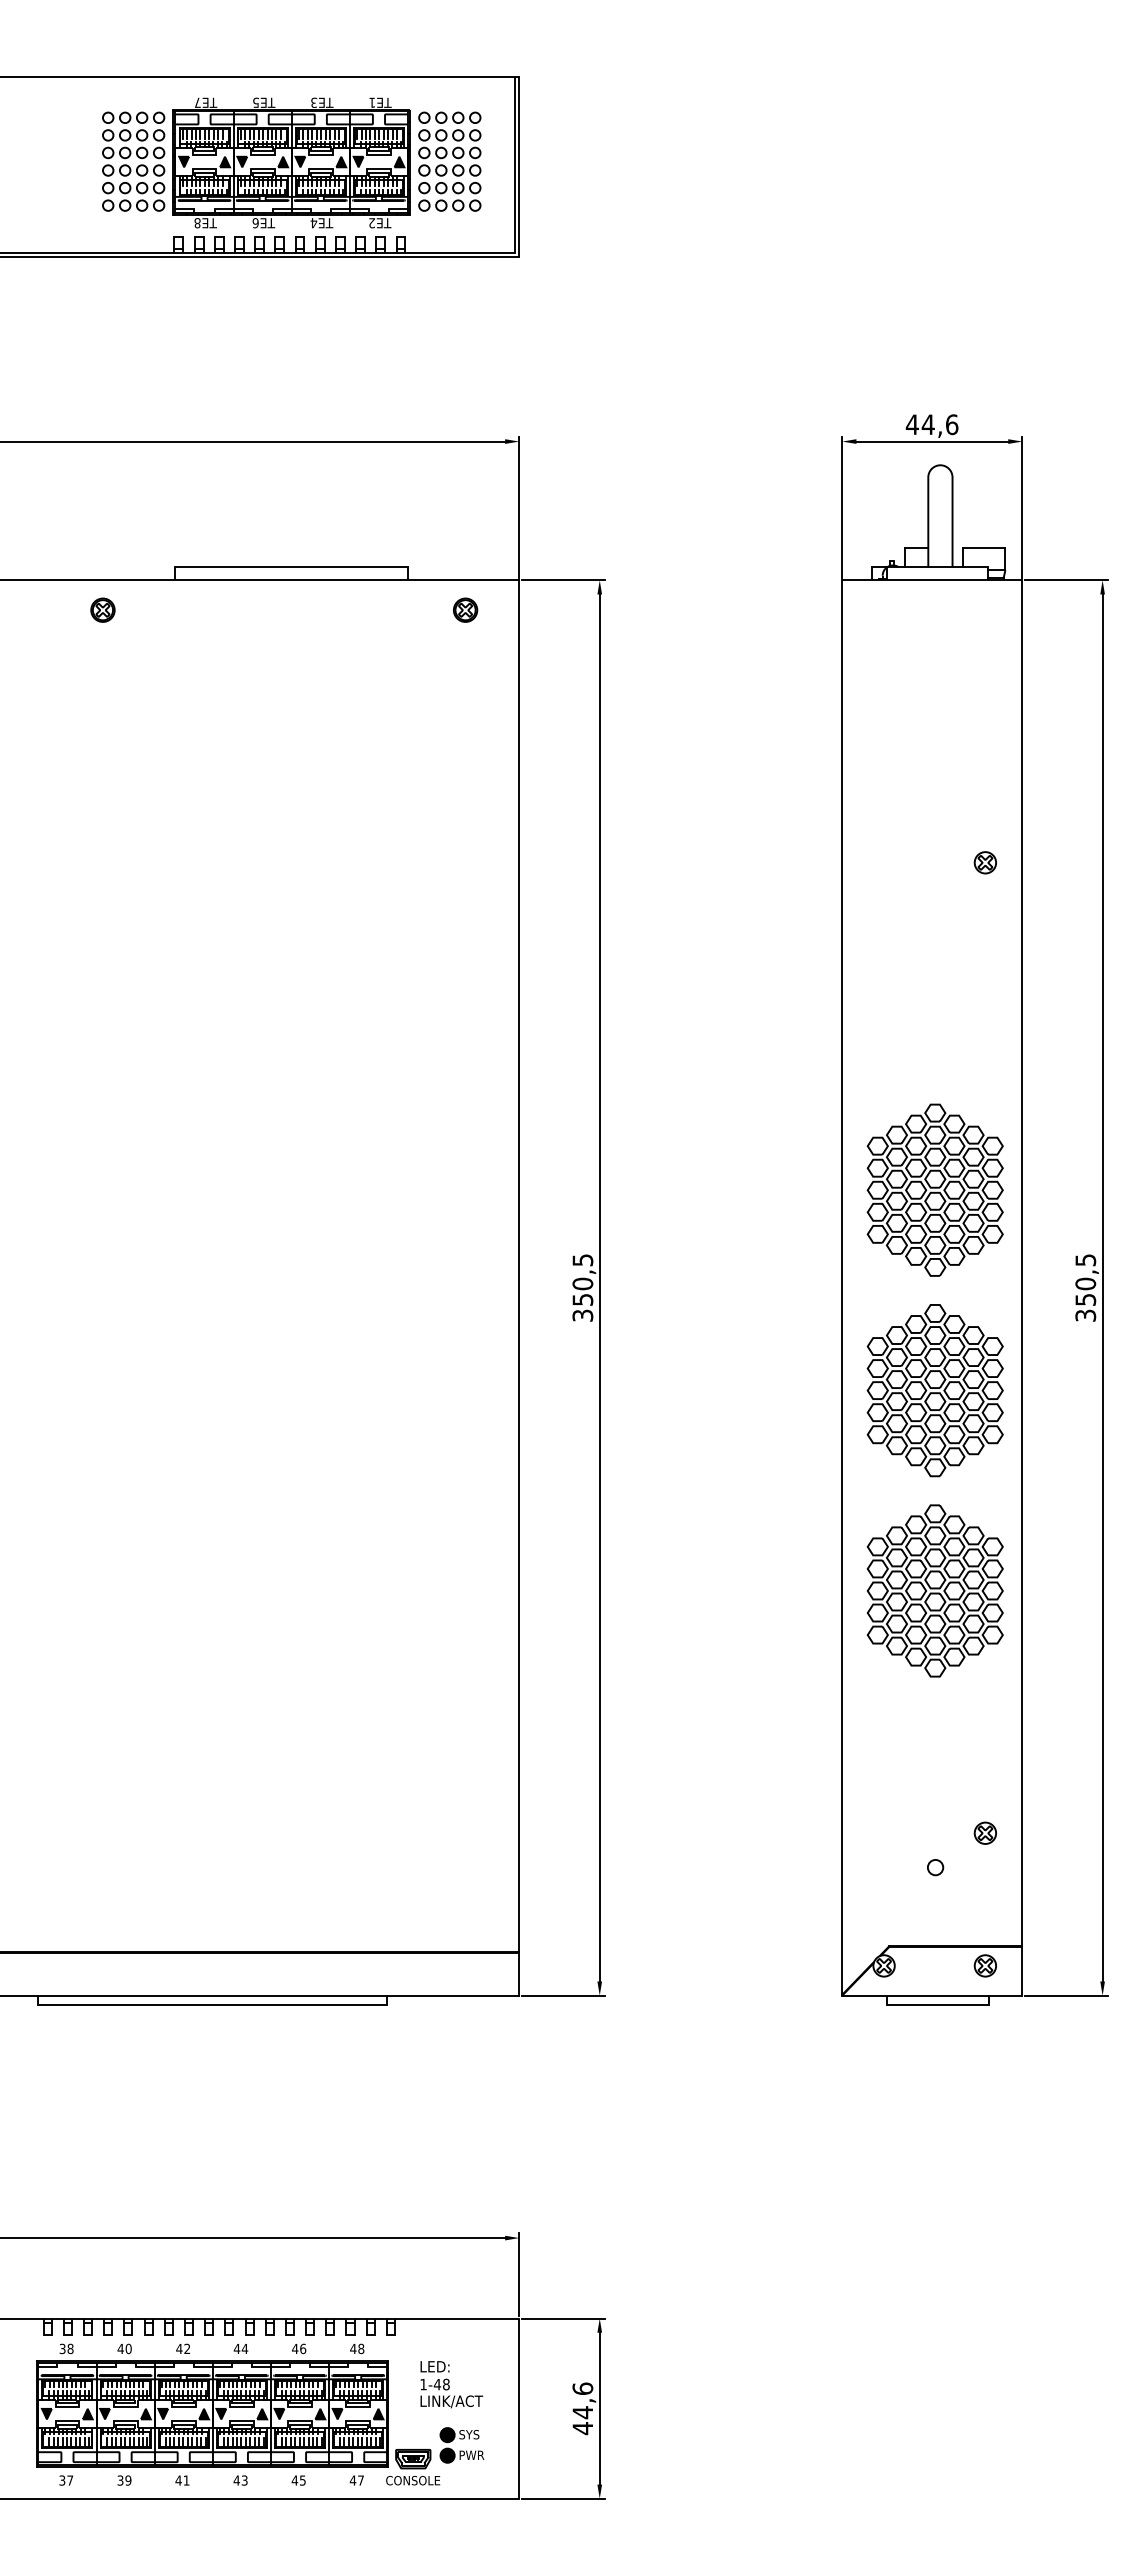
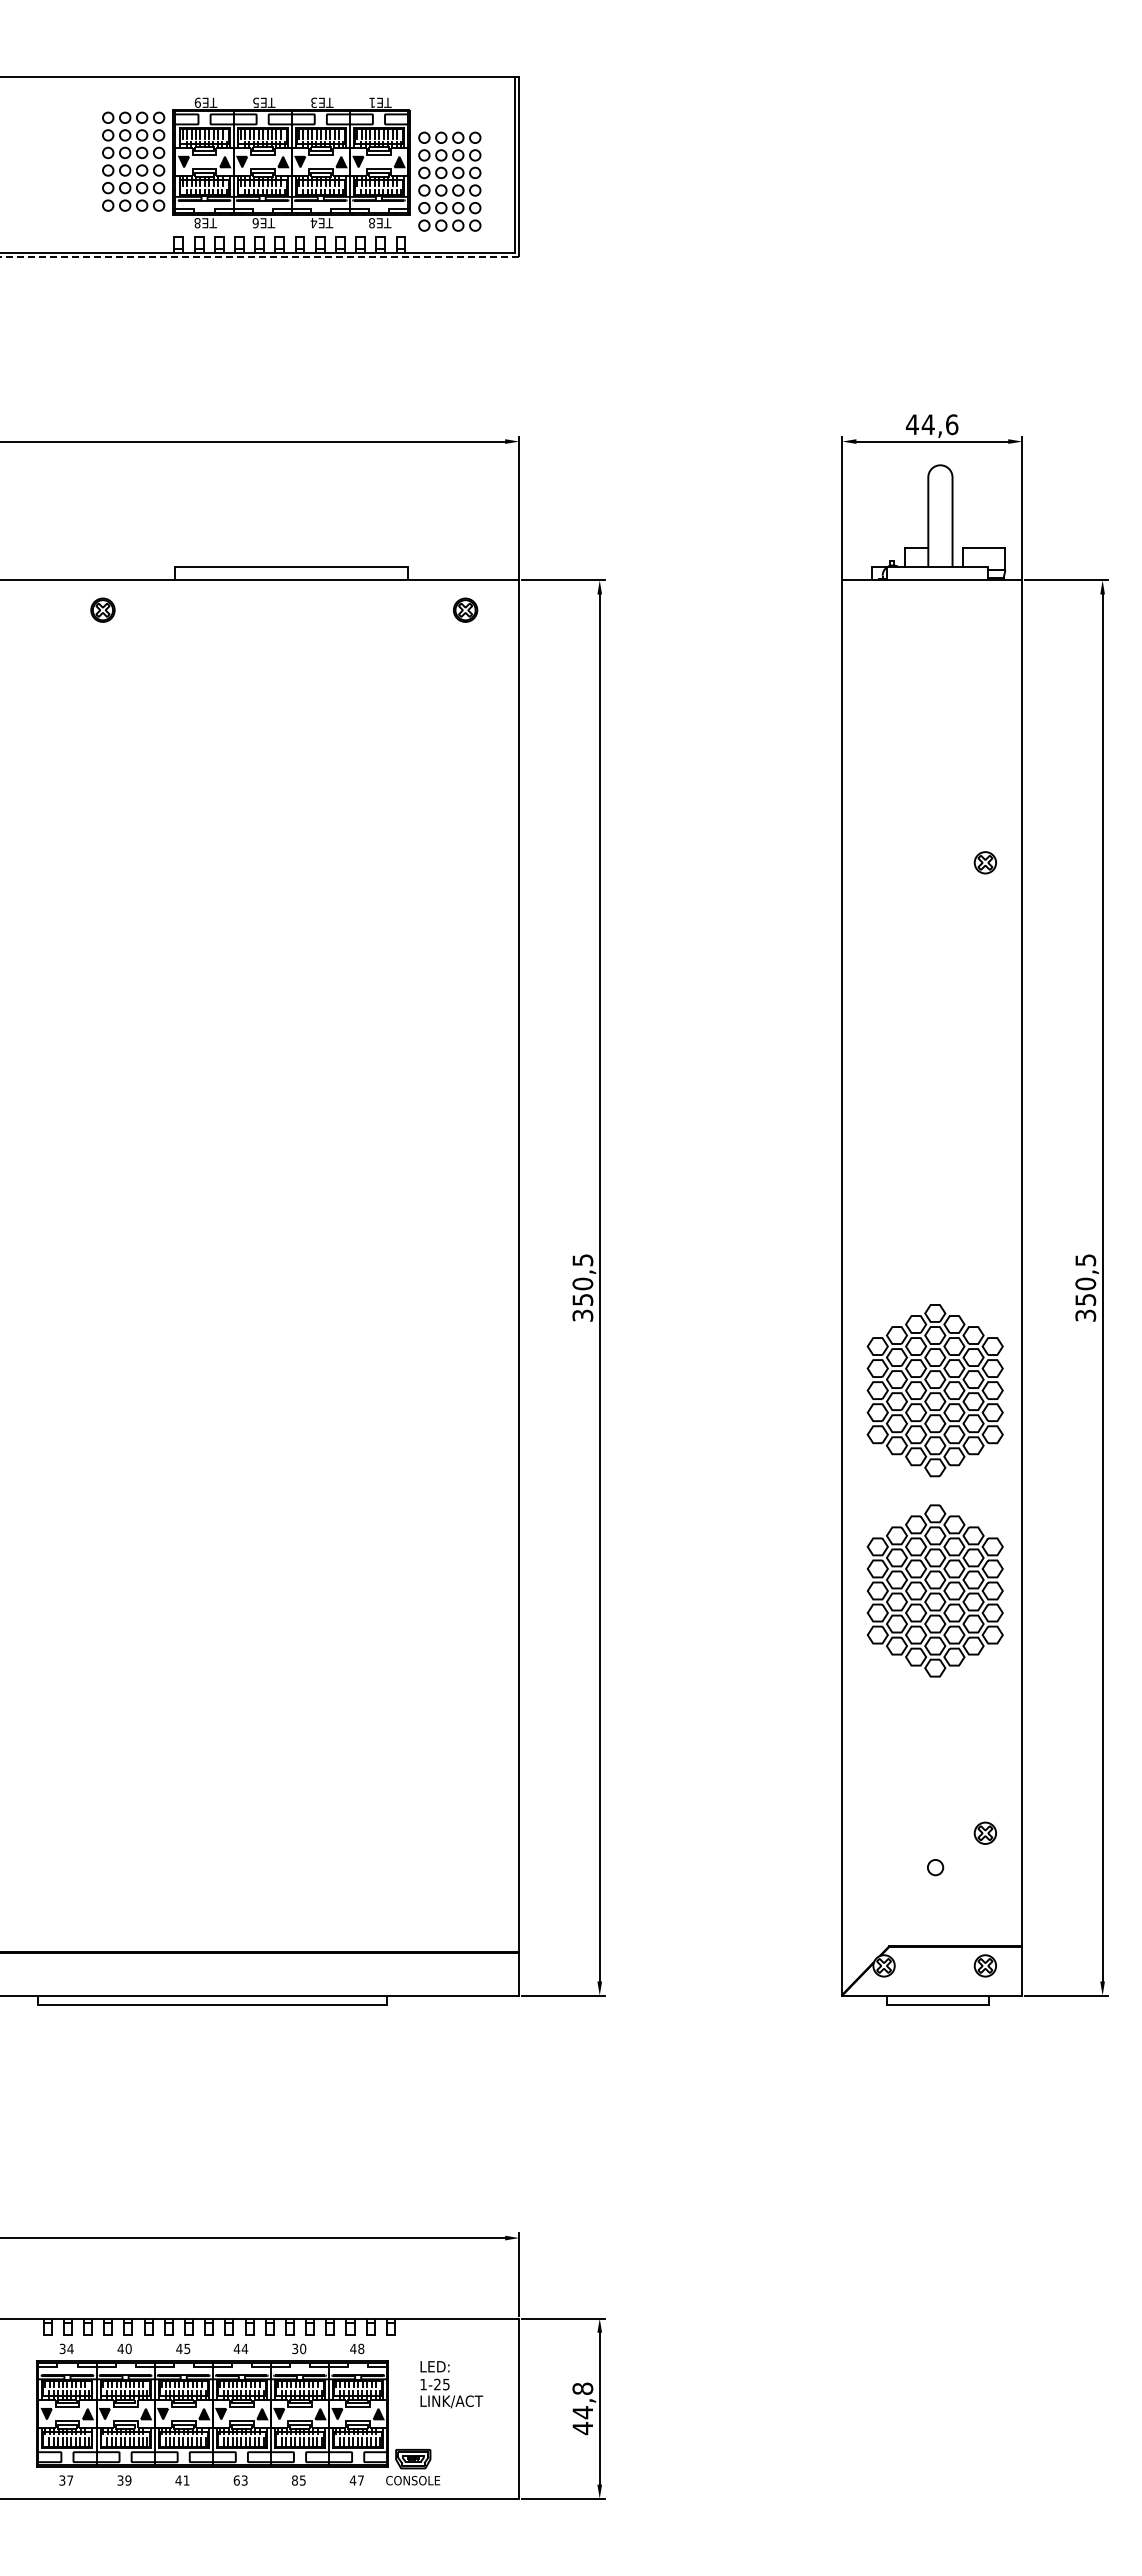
text: TE7 -> TE9 (197, 102)
part position: (449, 161) -> (449, 181) (449, 181)
text: TE2 -> TE8 (371, 223)
line: solid -> dashed (259, 257)
part: present -> none (934, 1189)
text: 38 -> 34 (70, 2348)
text: 42 -> 45 (187, 2348)
text: 46 -> 30 (299, 2348)
text: 1-48 -> 1-25 (441, 2384)
text: 44,6 -> 44,8 (582, 2388)
part: present -> none (461, 2445)
text: 43 -> 63 (236, 2480)
text: 45 -> 85 (294, 2480)
